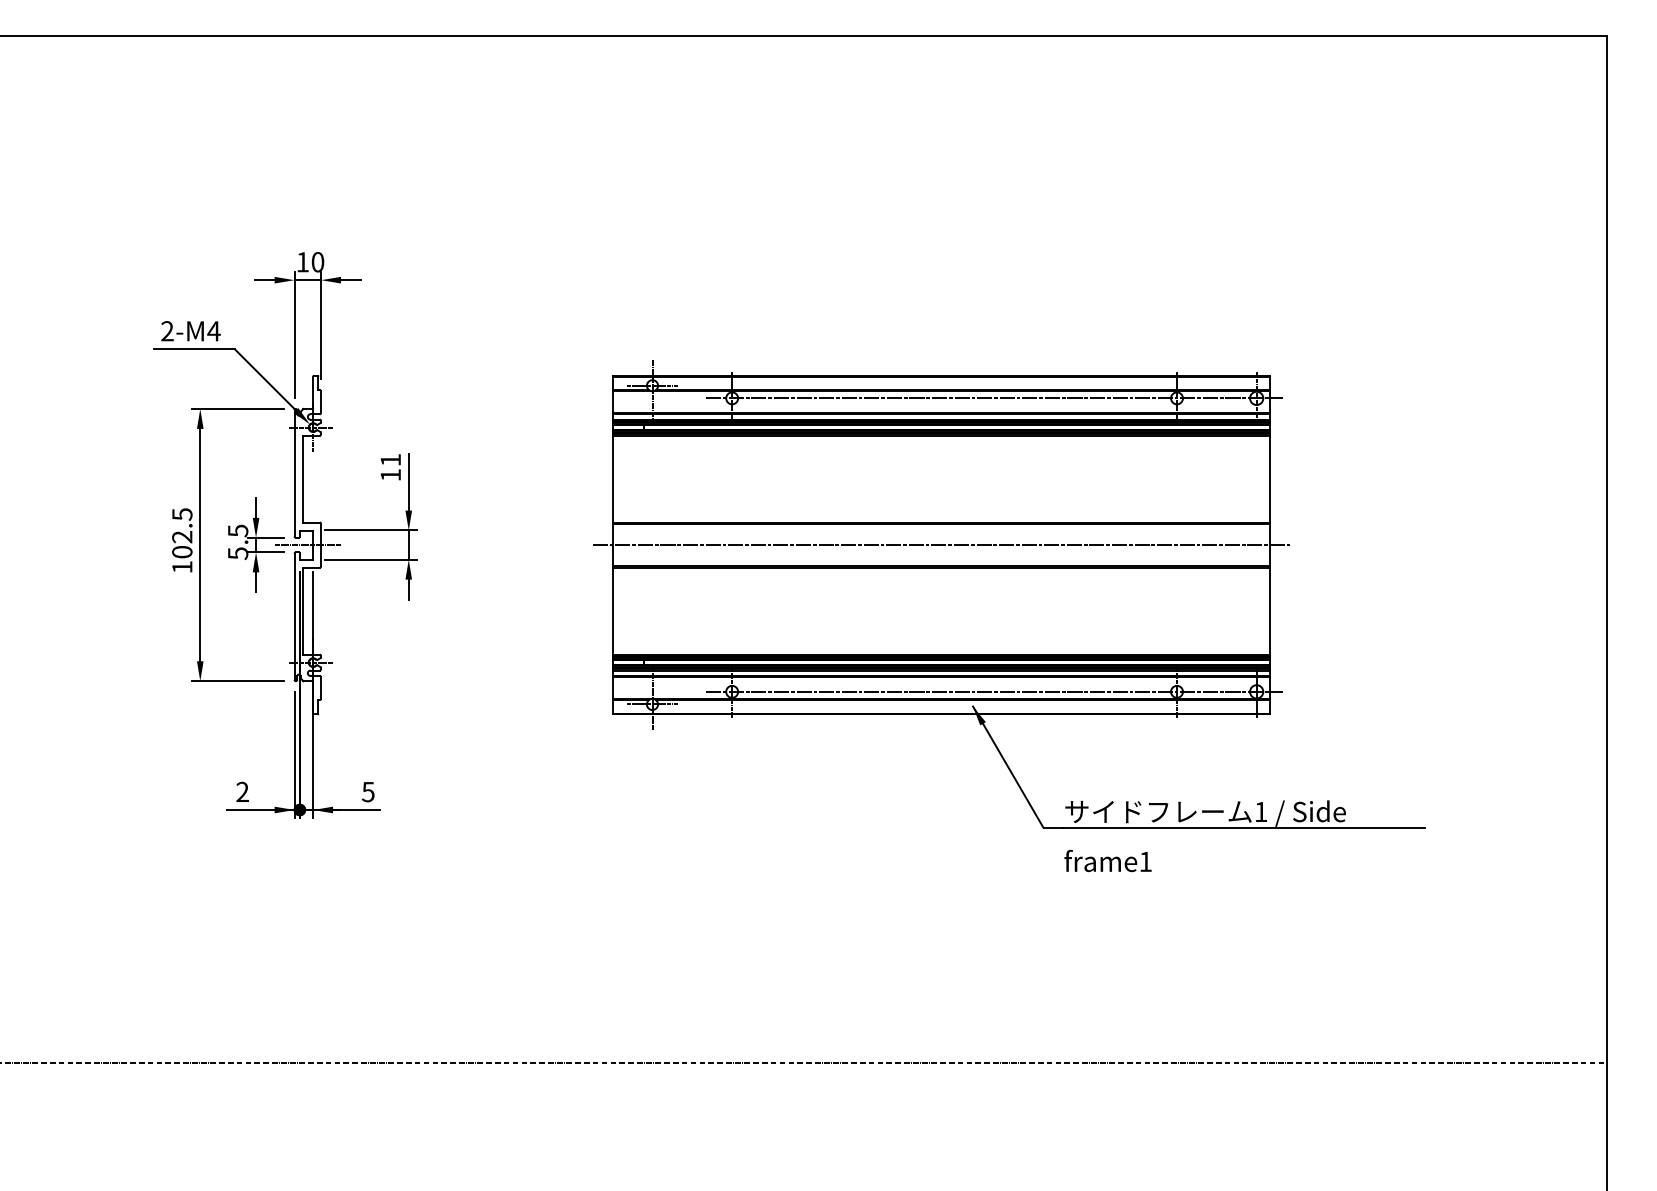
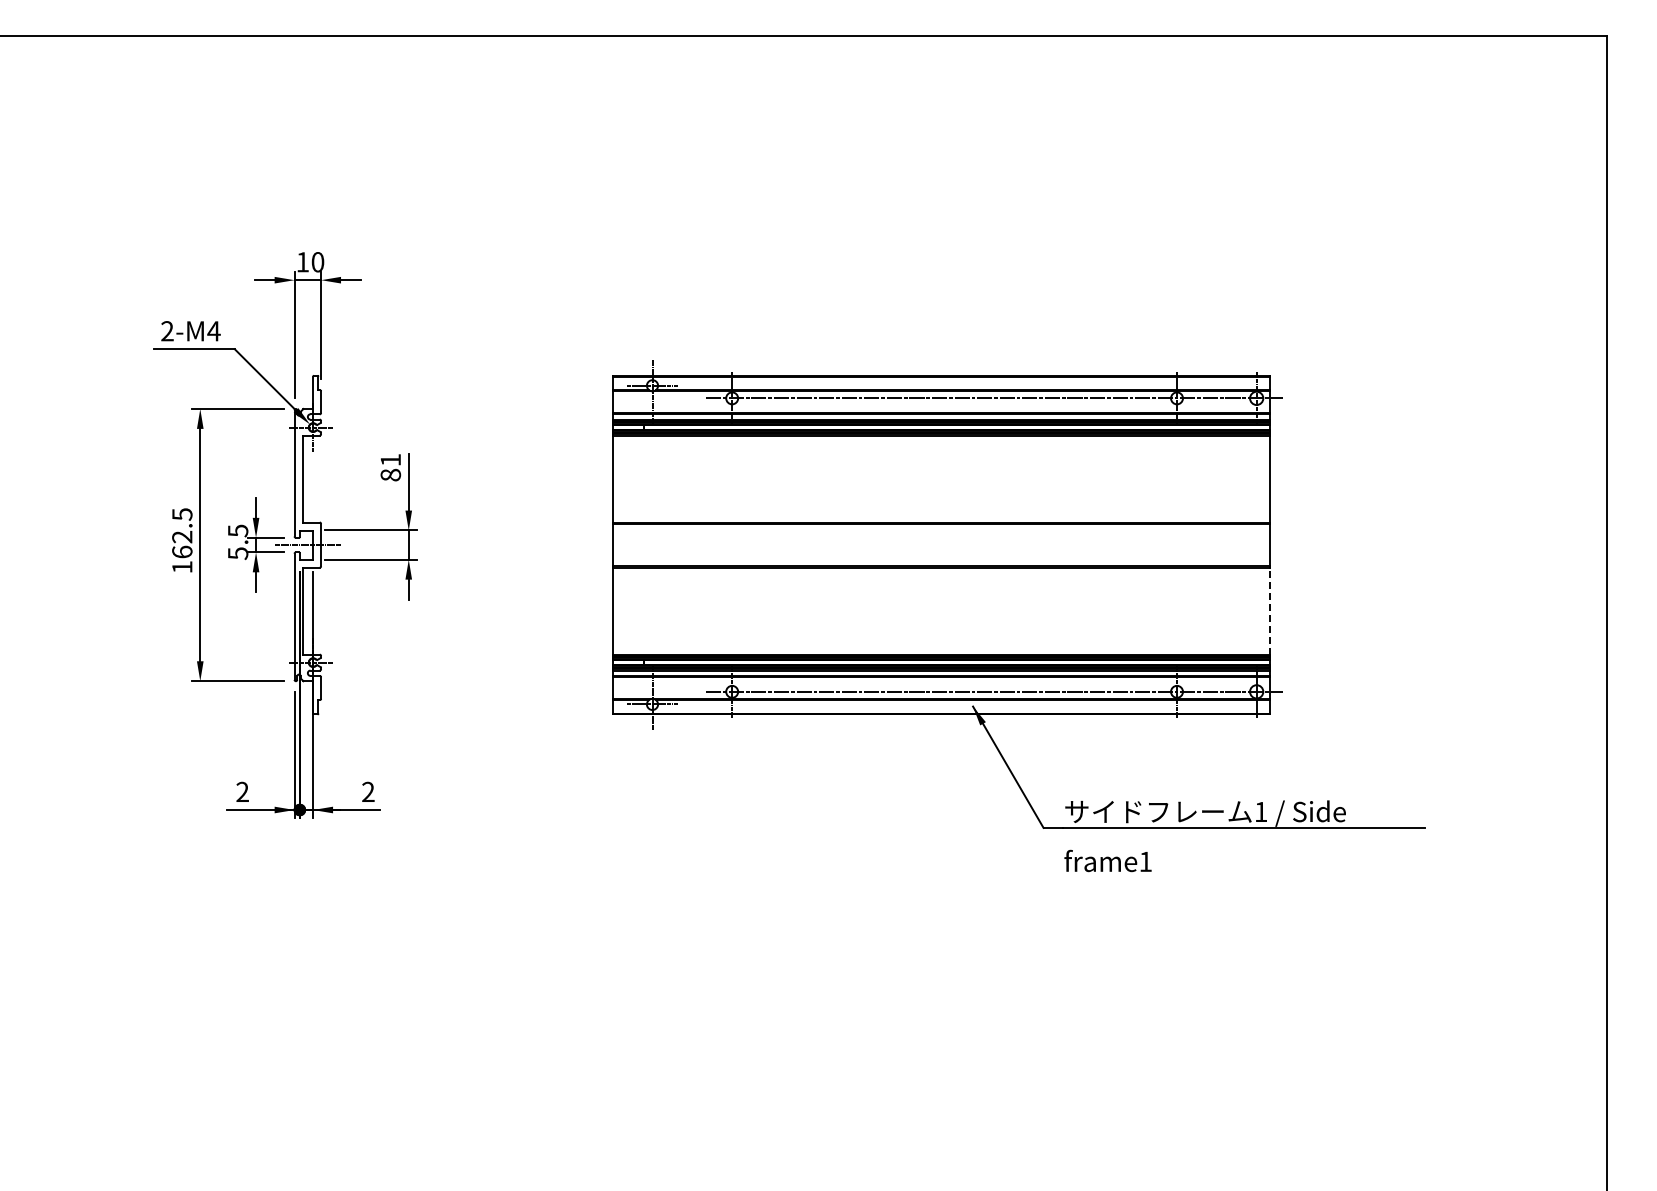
text: 11 -> 81 (390, 474)
line: present -> none (940, 545)
text: 102.5 -> 162.5 (182, 551)
line: solid -> dashed (1269, 610)
text: 5 -> 2 (367, 791)
line: present -> none (804, 1063)
